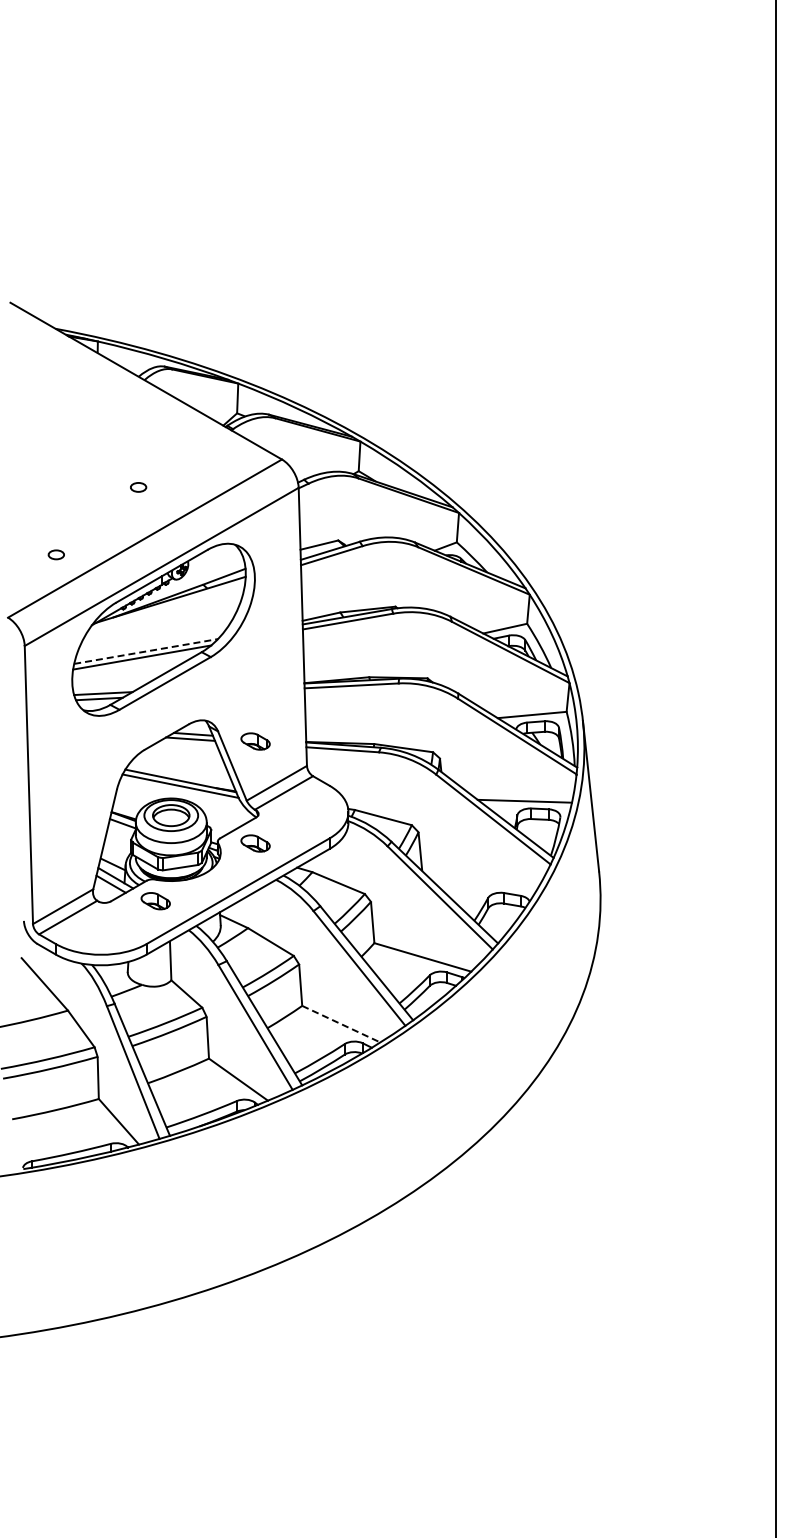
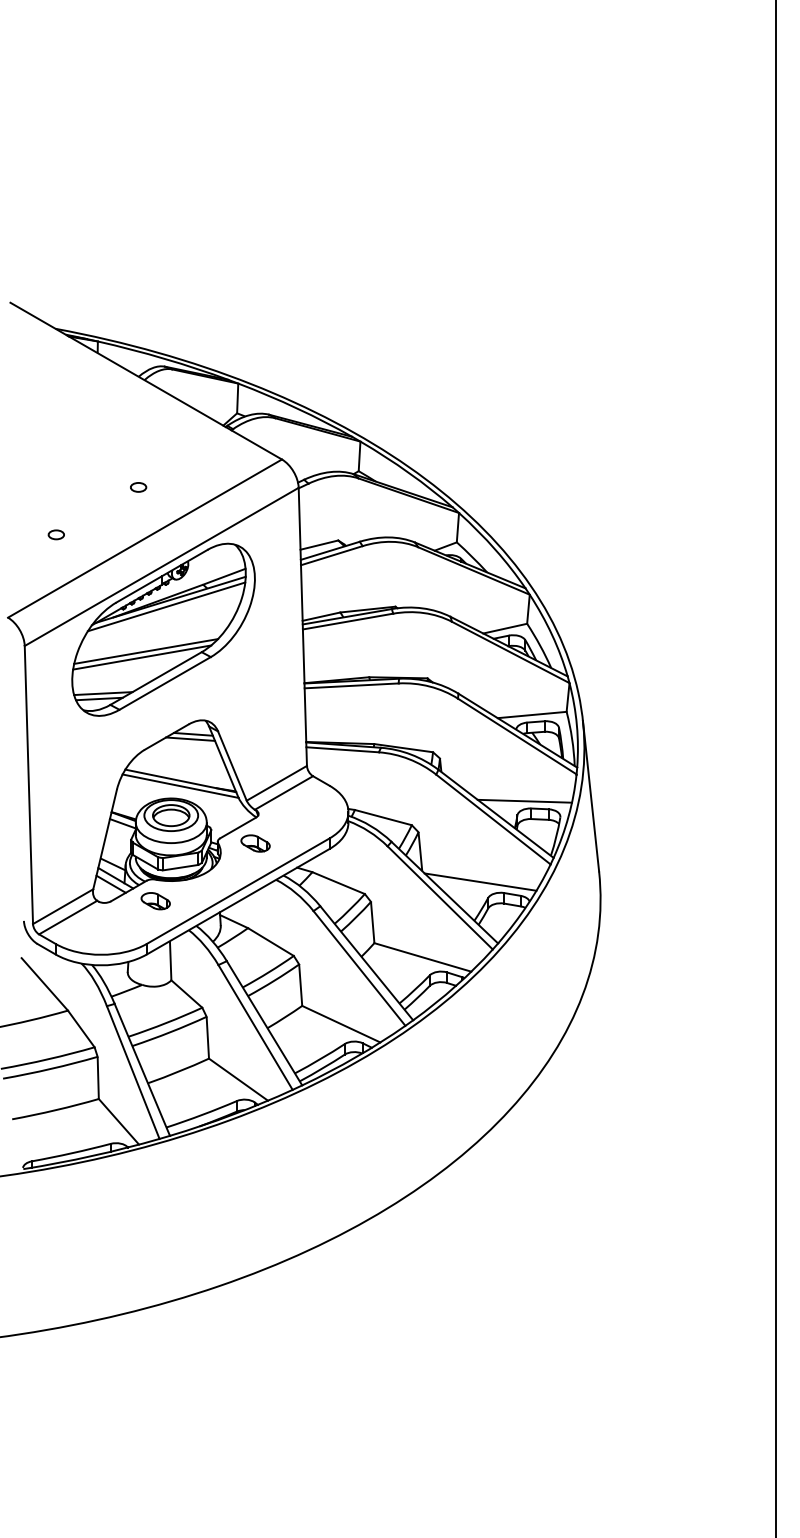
part position: (55, 554) -> (55, 534) (55, 534)
line: none -> present (166, 606)
line: dashed -> solid (146, 651)
part: present -> none (255, 741)
line: none -> present (480, 881)
line: dashed -> solid (341, 1024)
